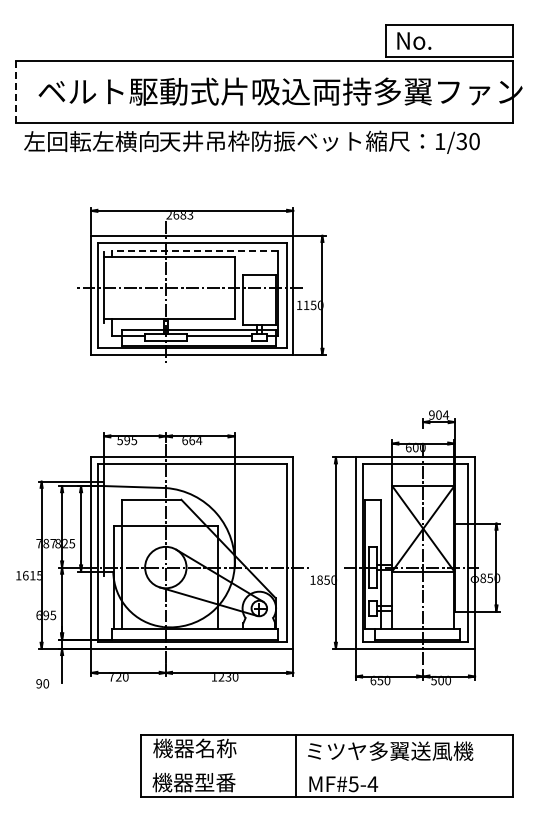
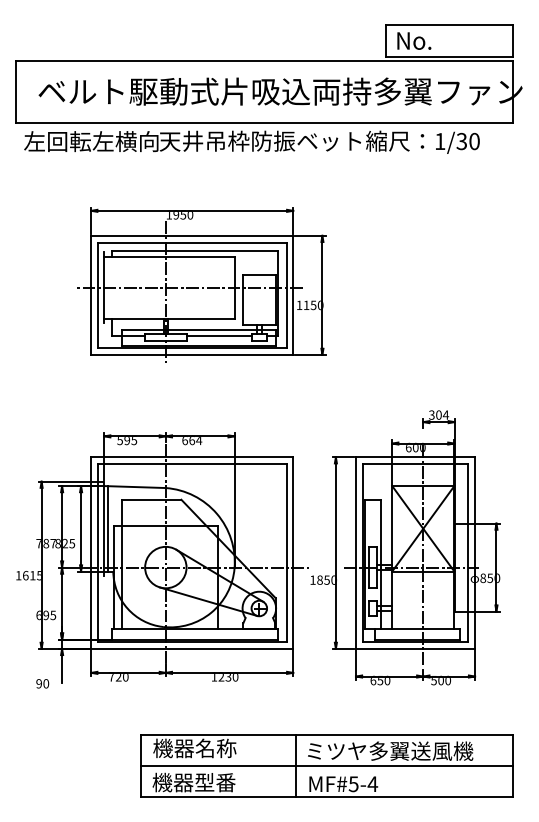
line: dashed -> solid (16, 92)
text: 2683 -> 1950 (179, 215)
line: dashed -> solid (194, 251)
text: 904 -> 304 (431, 415)
line: none -> present (108, 528)
line: none -> present (326, 766)
